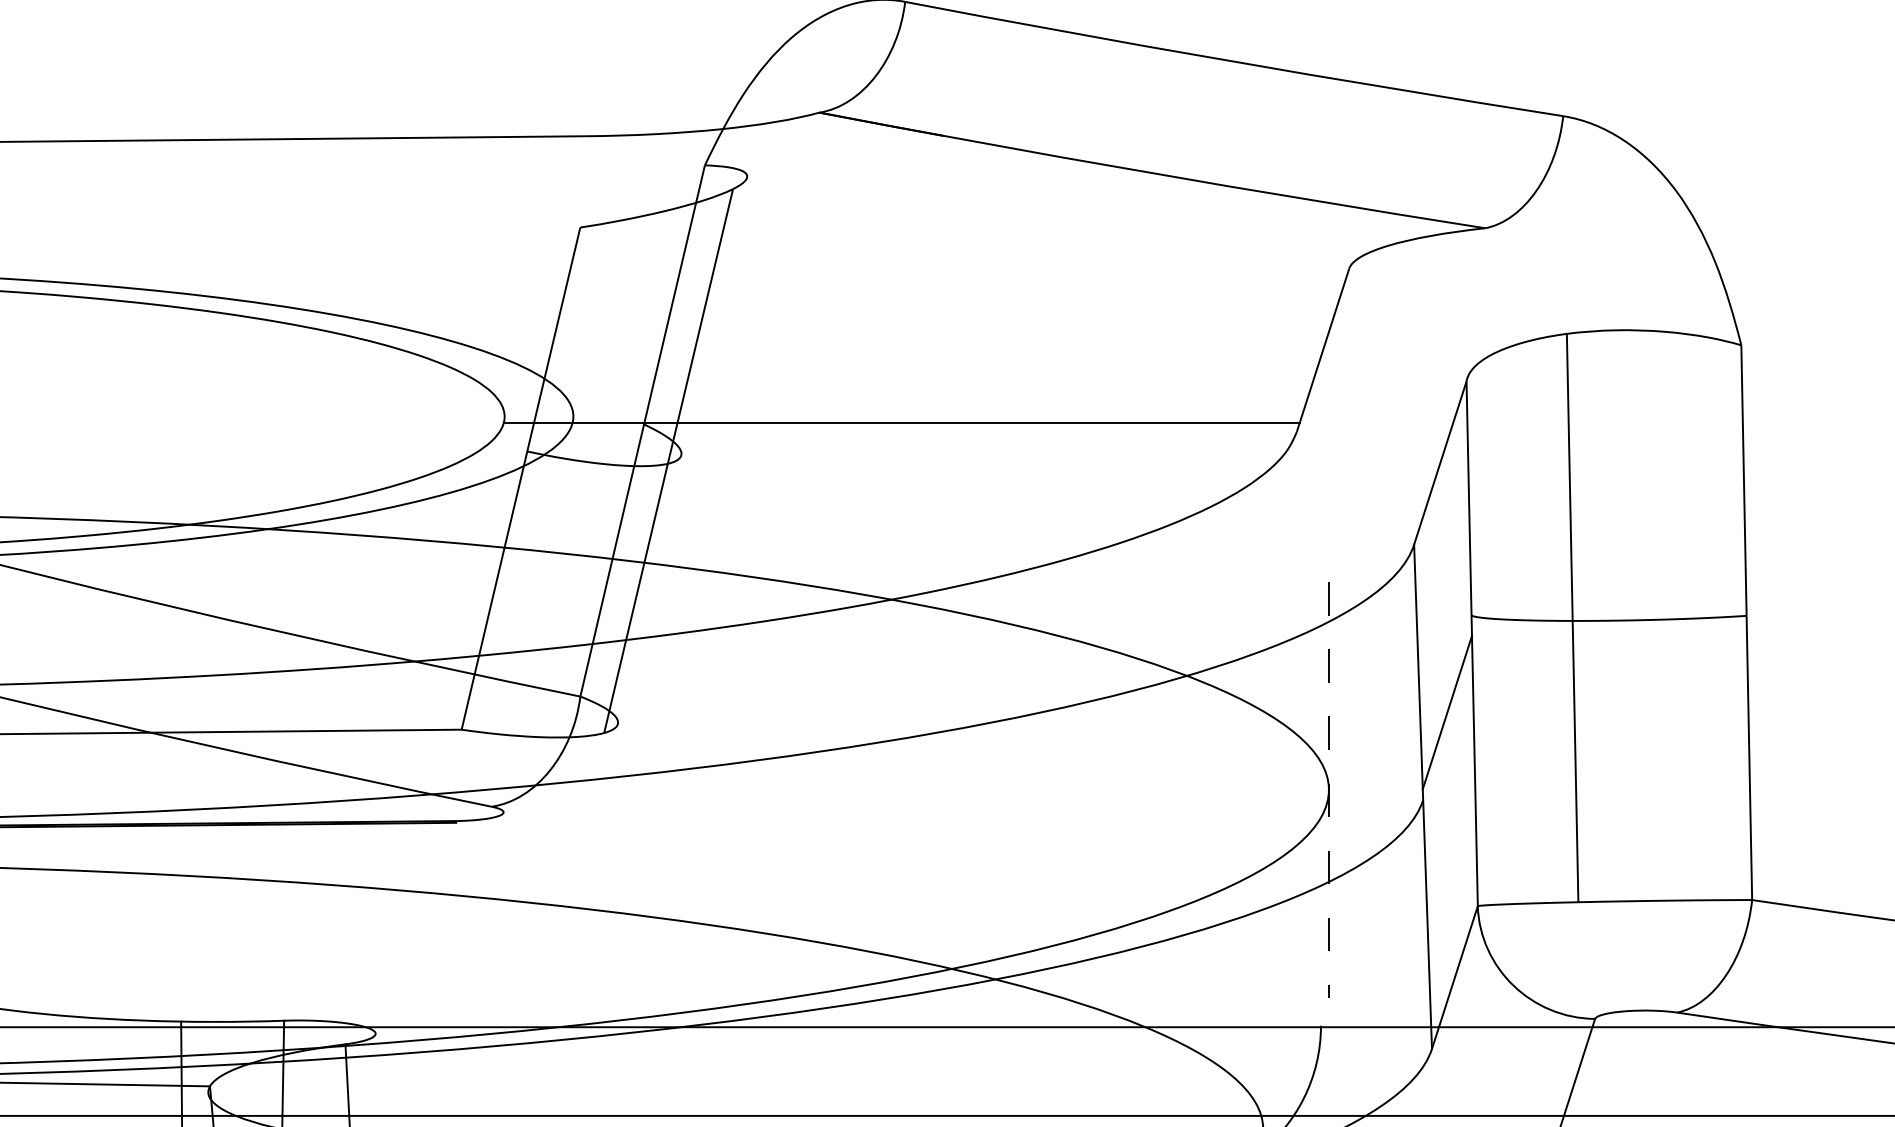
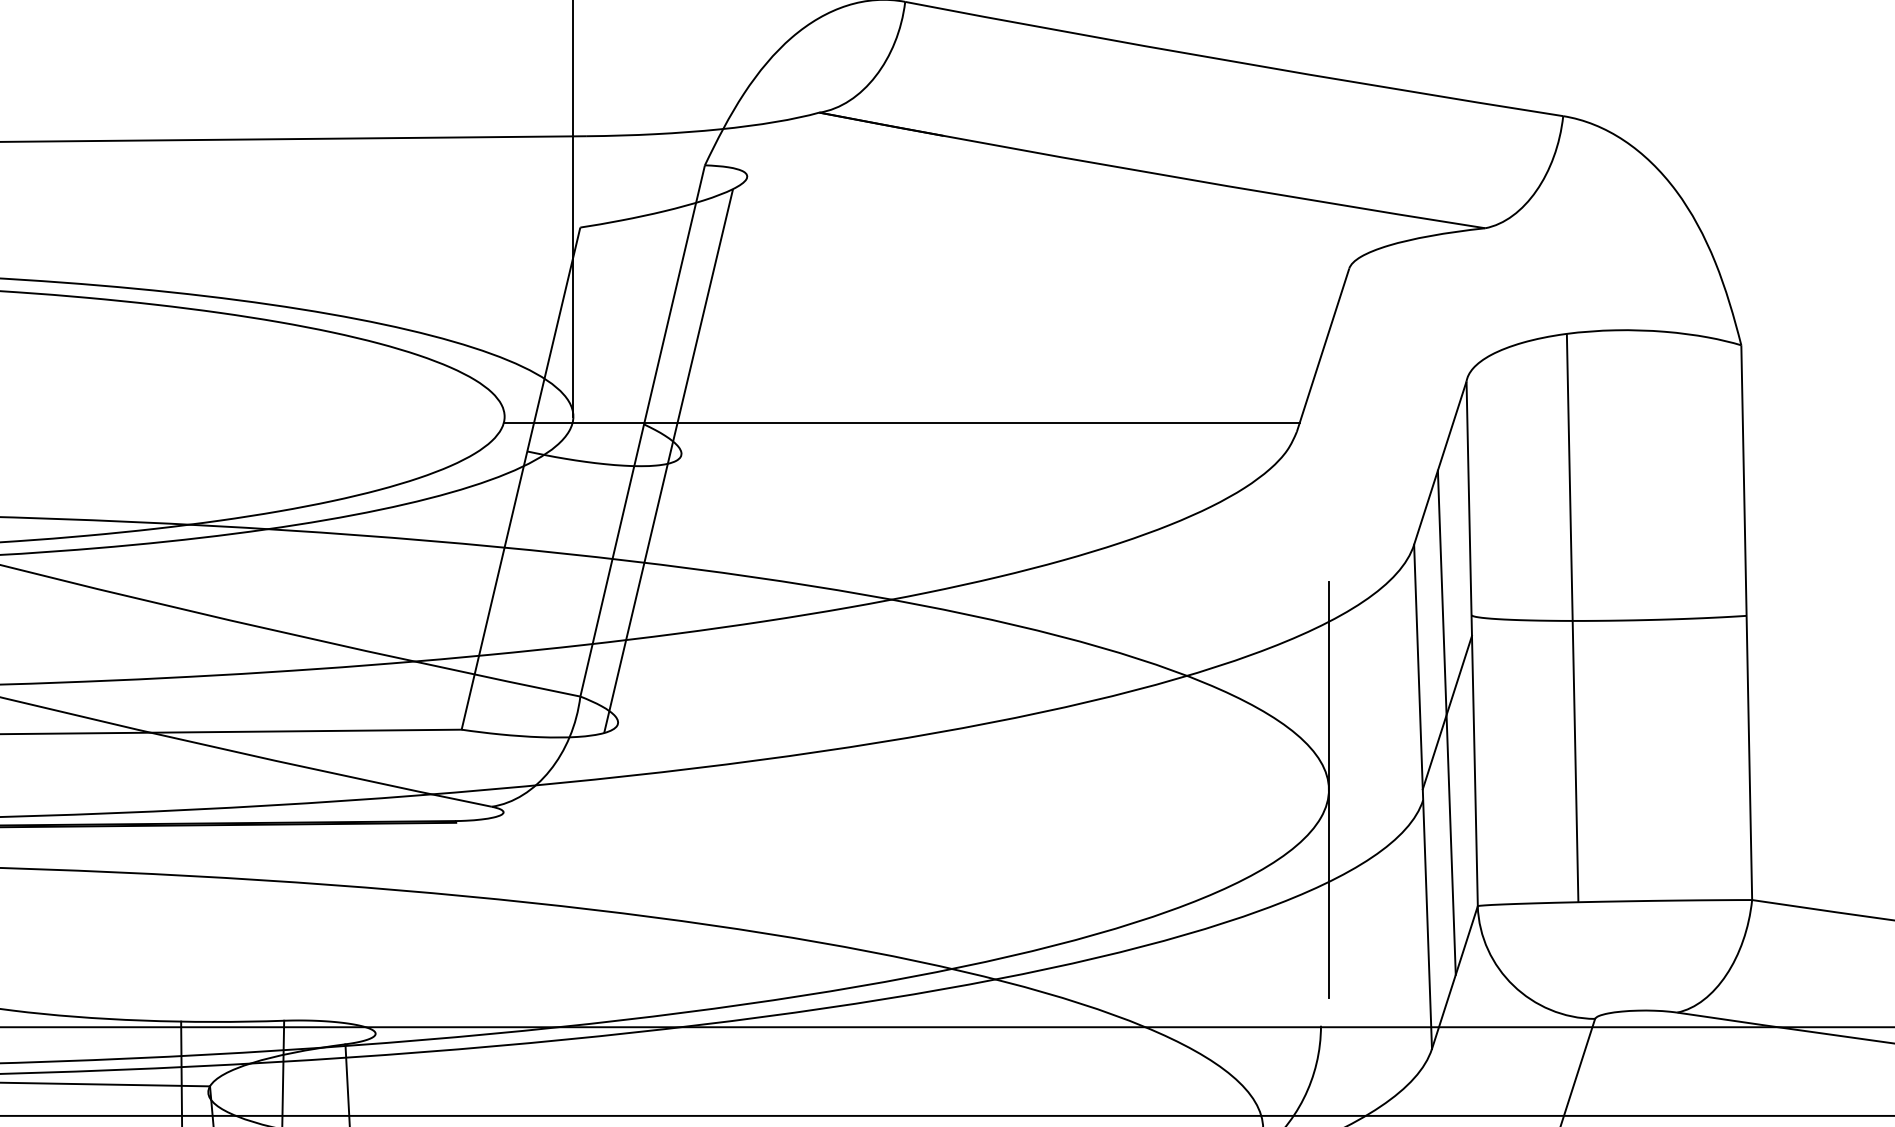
line: none -> present (573, 209)
line: none -> present (1446, 722)
line: dashed -> solid (1328, 790)
